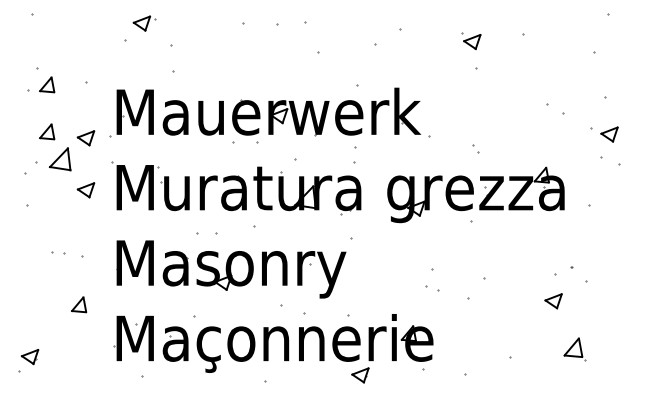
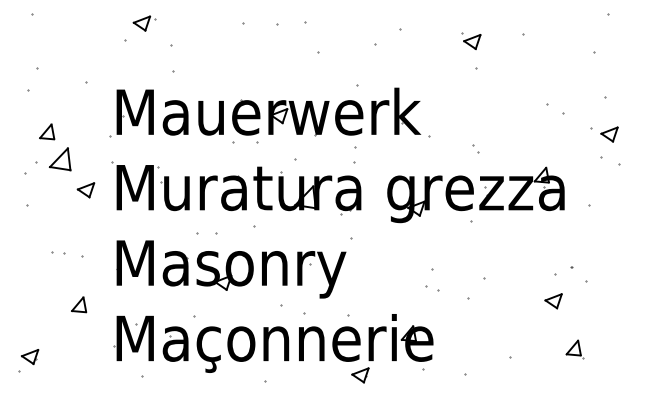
part: present -> none (47, 84)
part: present -> none (85, 138)
part size: 24x25 px -> 20x21 px (574, 349)
